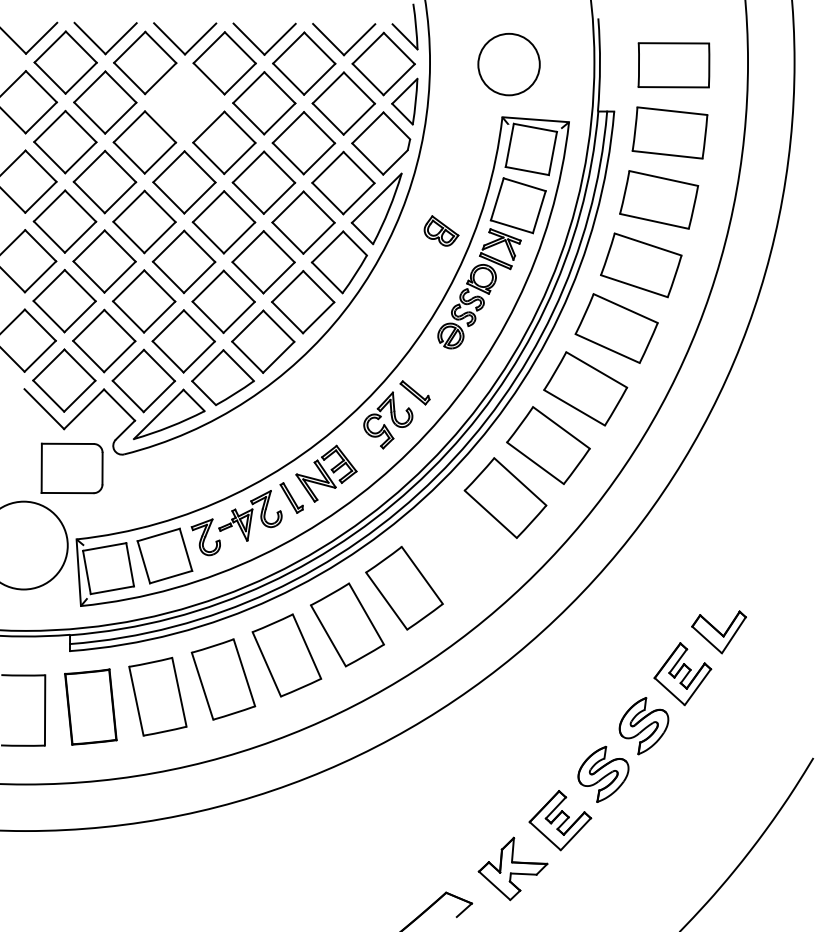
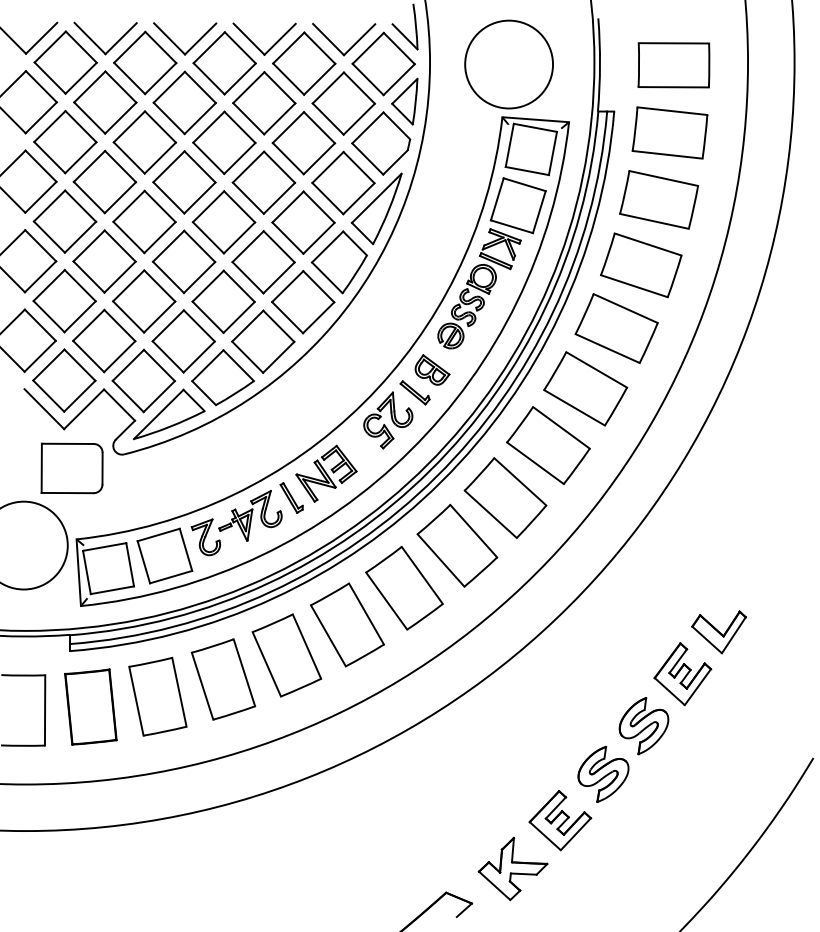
circle diameter: 61 px -> 88 px (509, 64)
part: none -> present (184, 102)
part position: (441, 230) -> (432, 369) (432, 369)
part: none -> present (457, 545)
